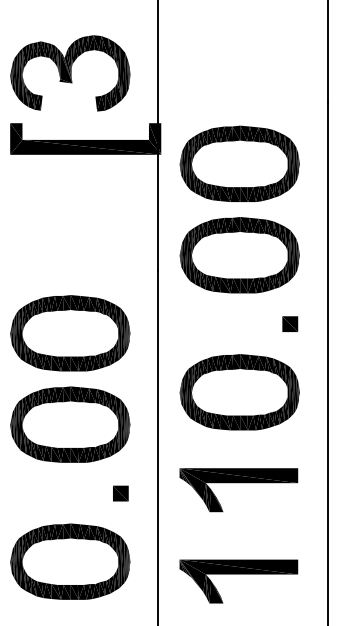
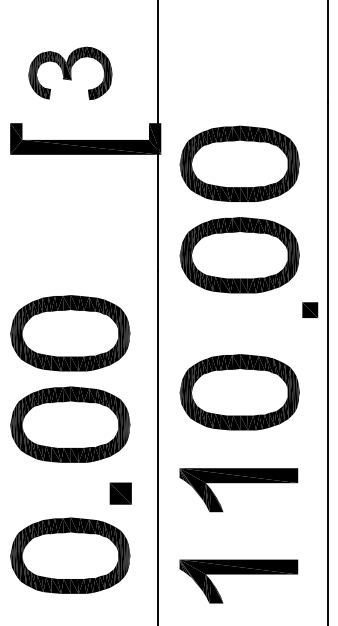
part size: 121x77 px -> 85x54 px (70, 72)
part position: (290, 323) -> (310, 309) (310, 309)
part size: 16x17 px -> 23x23 px (120, 493)
part position: (70, 561) -> (70, 555) (70, 555)
